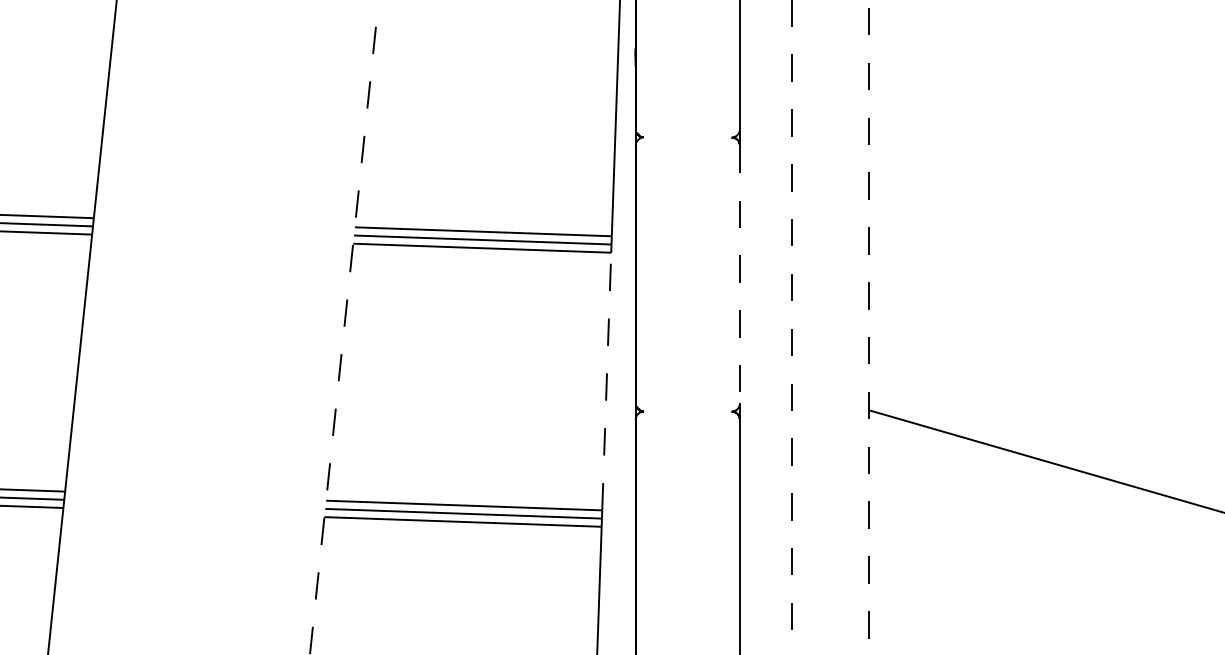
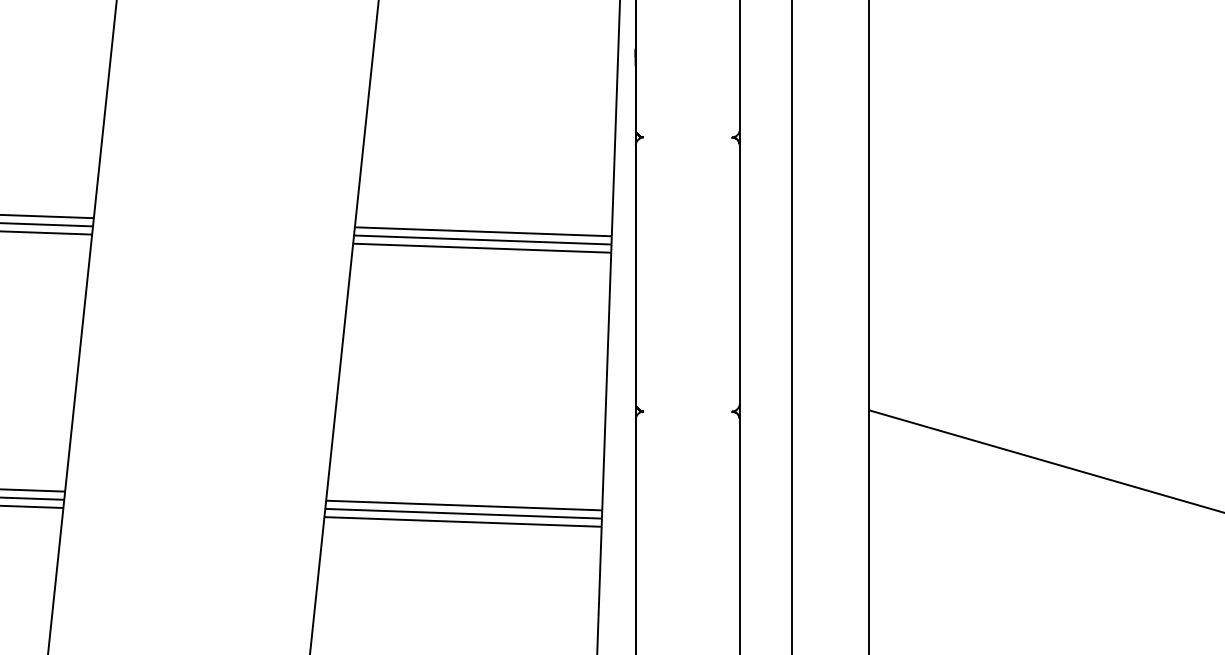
line: dashed -> solid (740, 274)
line: dashed -> solid (344, 327)
line: dashed -> solid (792, 327)
line: dashed -> solid (868, 327)
line: dashed -> solid (606, 381)
